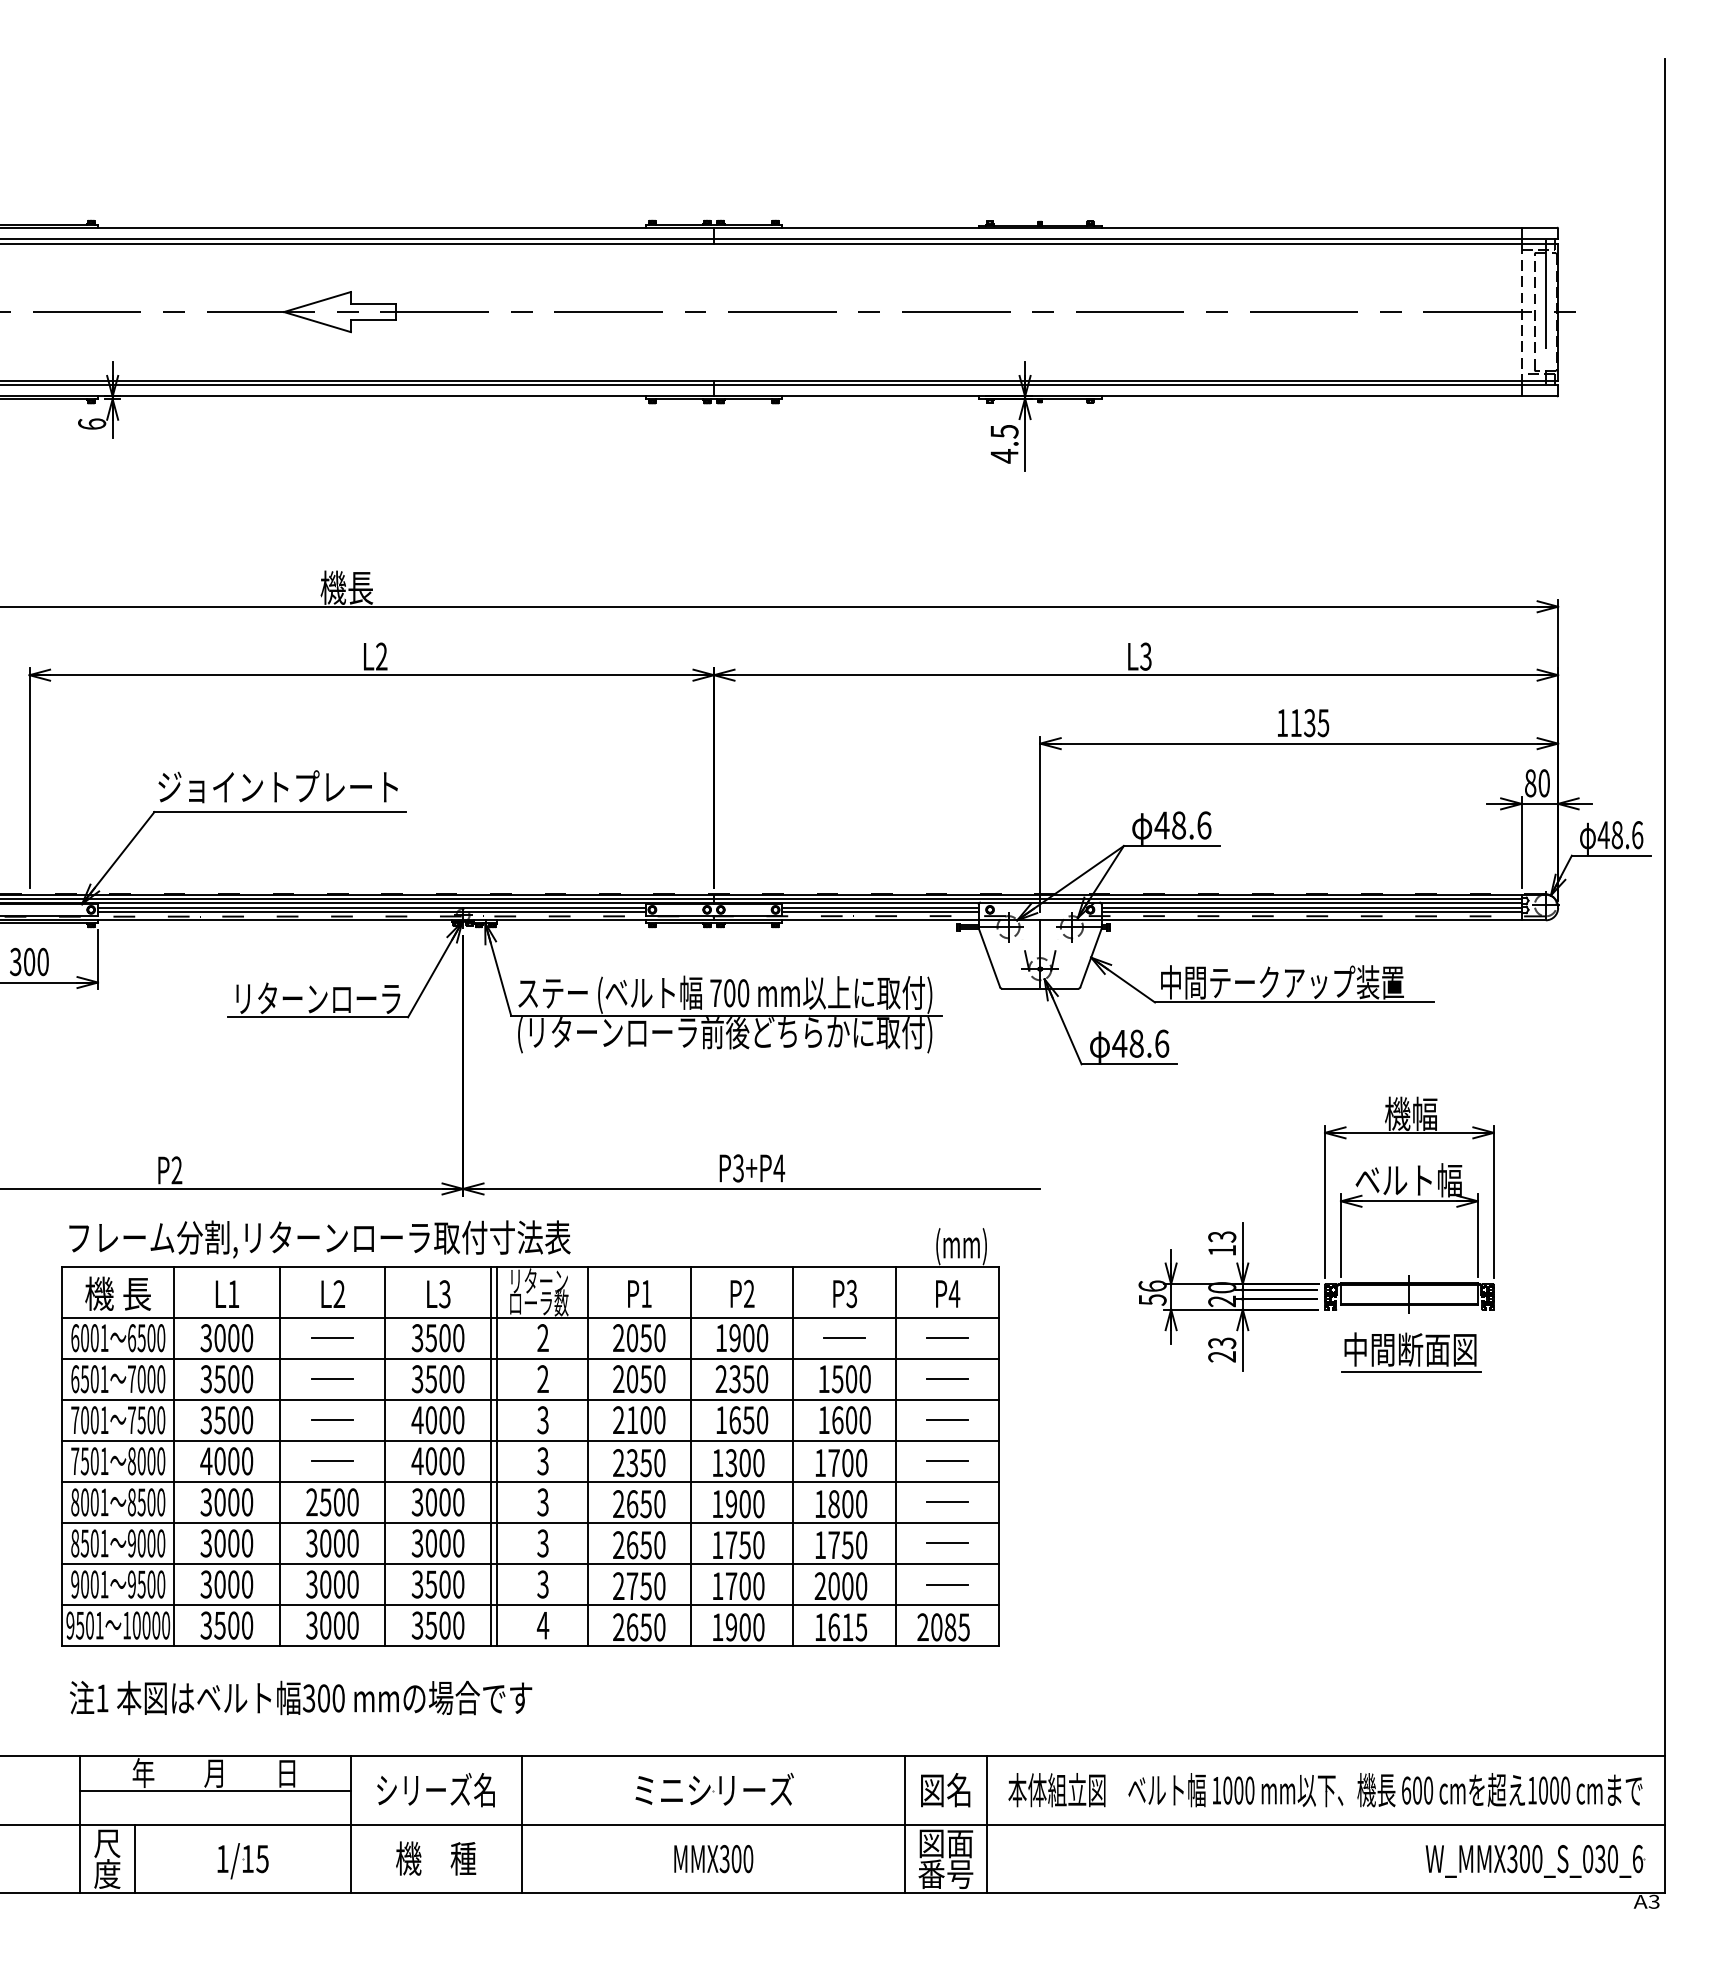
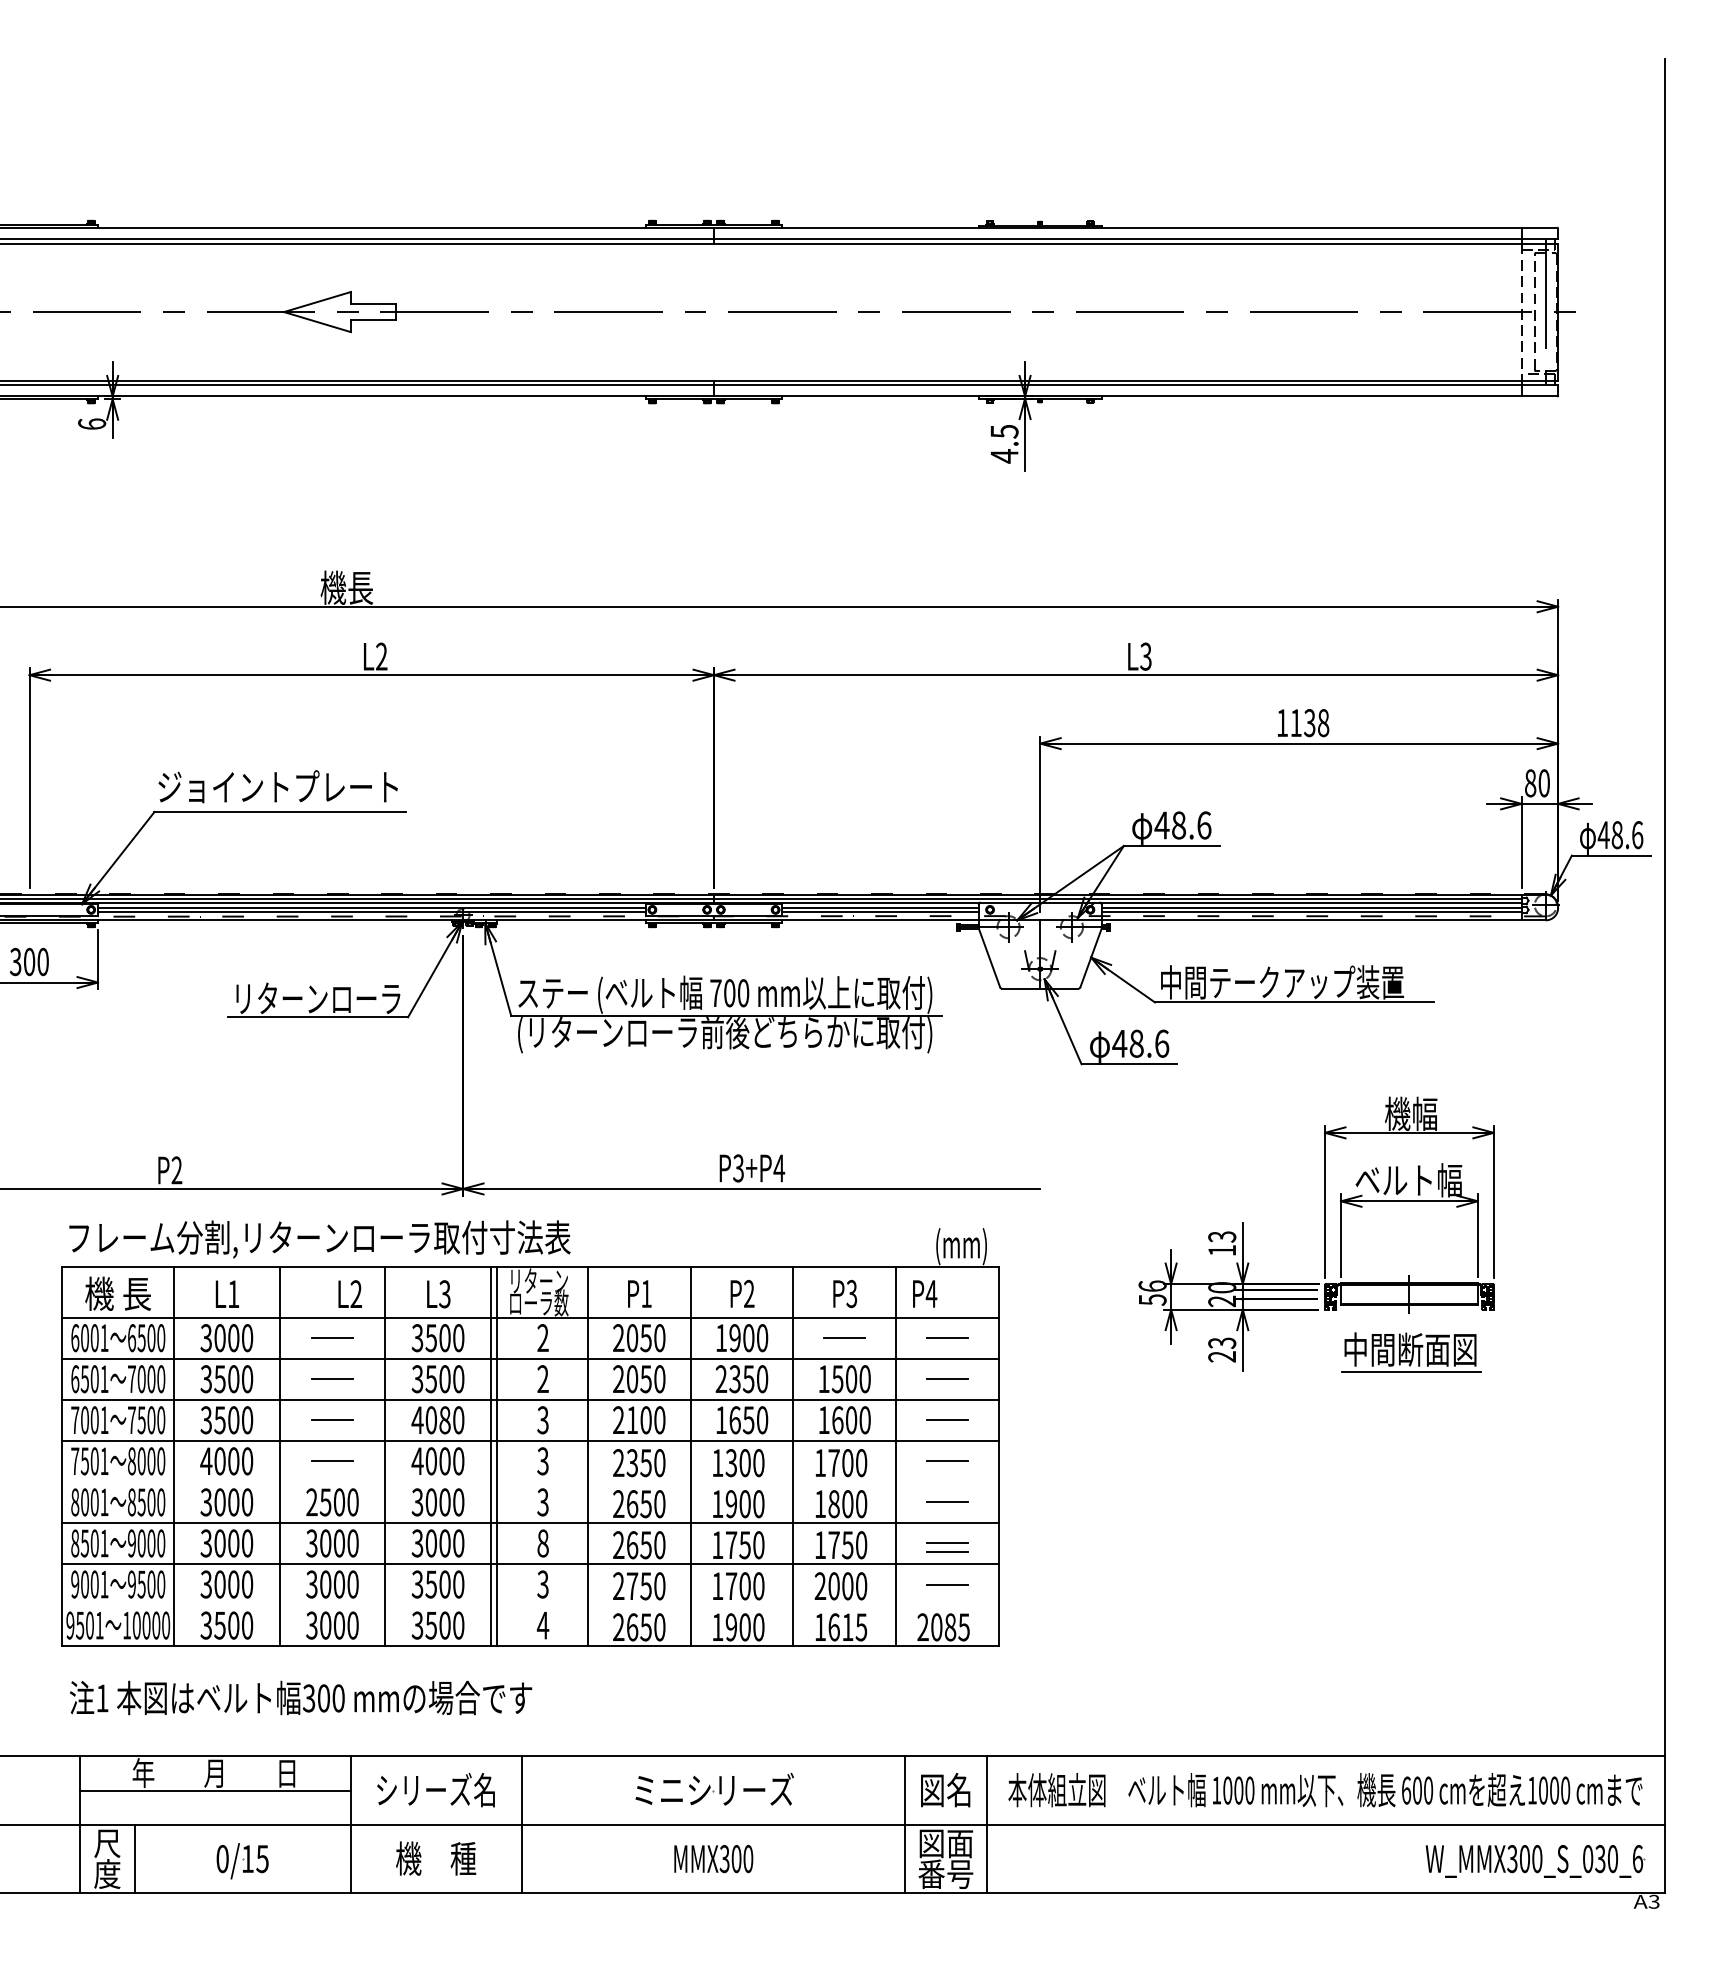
text: 1135 -> 1138 (1323, 723)
text position: (332, 1293) -> (349, 1293) (349, 1293)
text position: (948, 1293) -> (925, 1293) (925, 1293)
text: 4000 -> 4080 (444, 1420)
line: present -> none (530, 1481)
text: 3 -> 8 (542, 1543)
line: none -> present (947, 1551)
line: present -> none (530, 1605)
text: 1/15 -> 0/15 (222, 1859)
